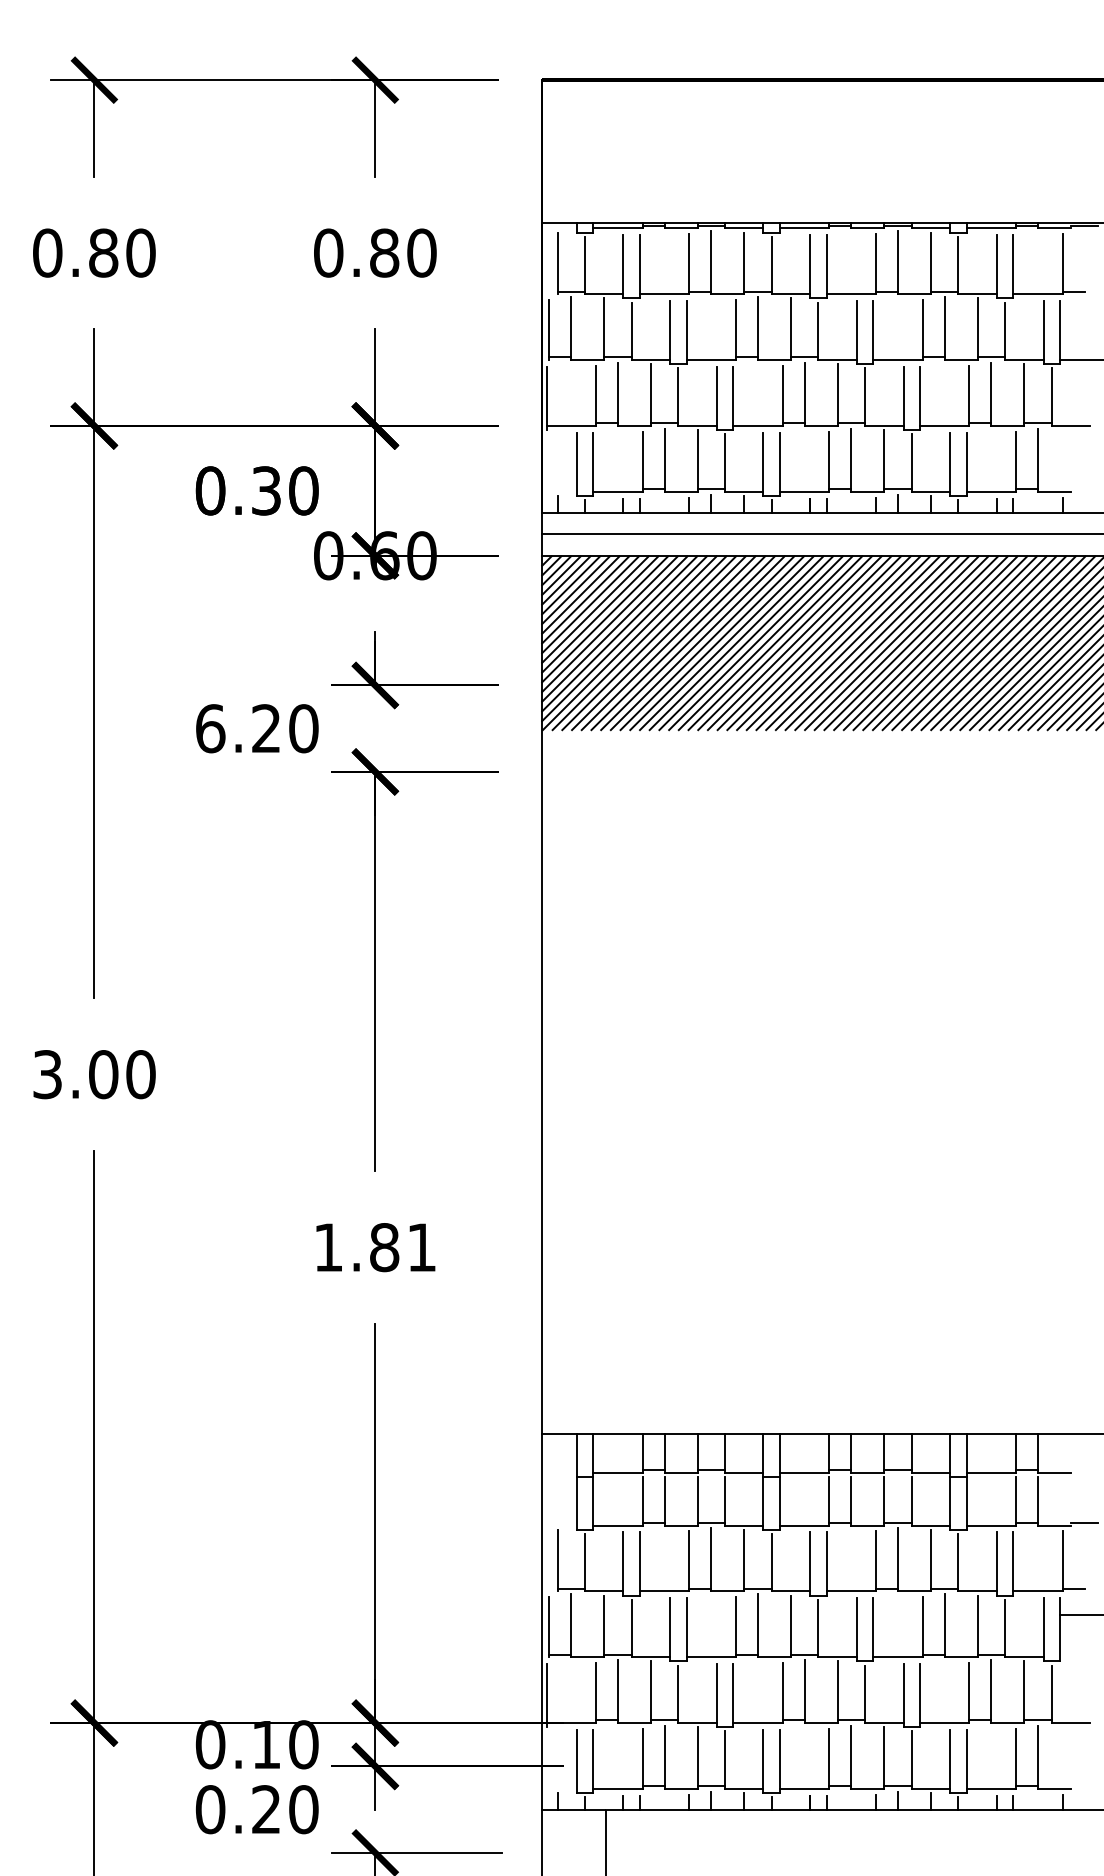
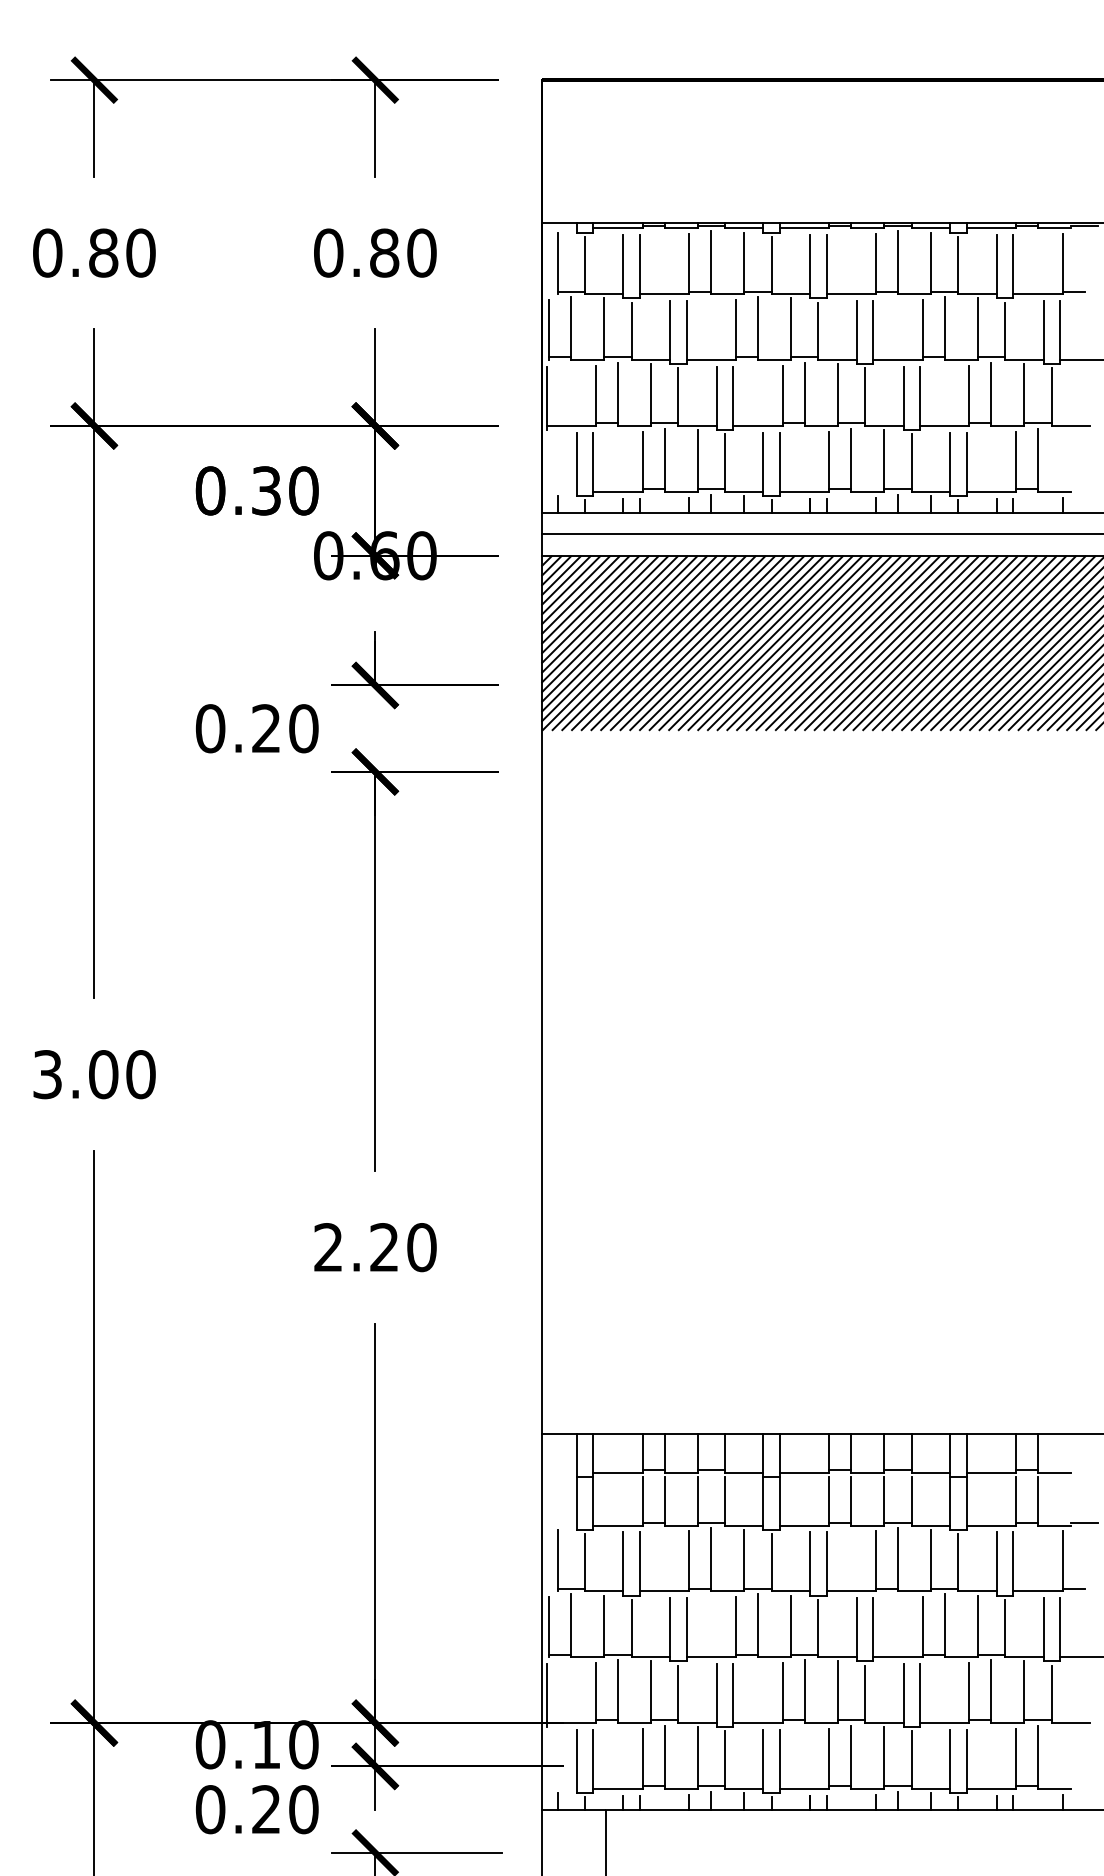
text: 6.20 -> 0.20 (210, 728)
text: 1.81 -> 2.20 (375, 1247)
line position: (1080, 1615) -> (1080, 1657) (1080, 1657)
